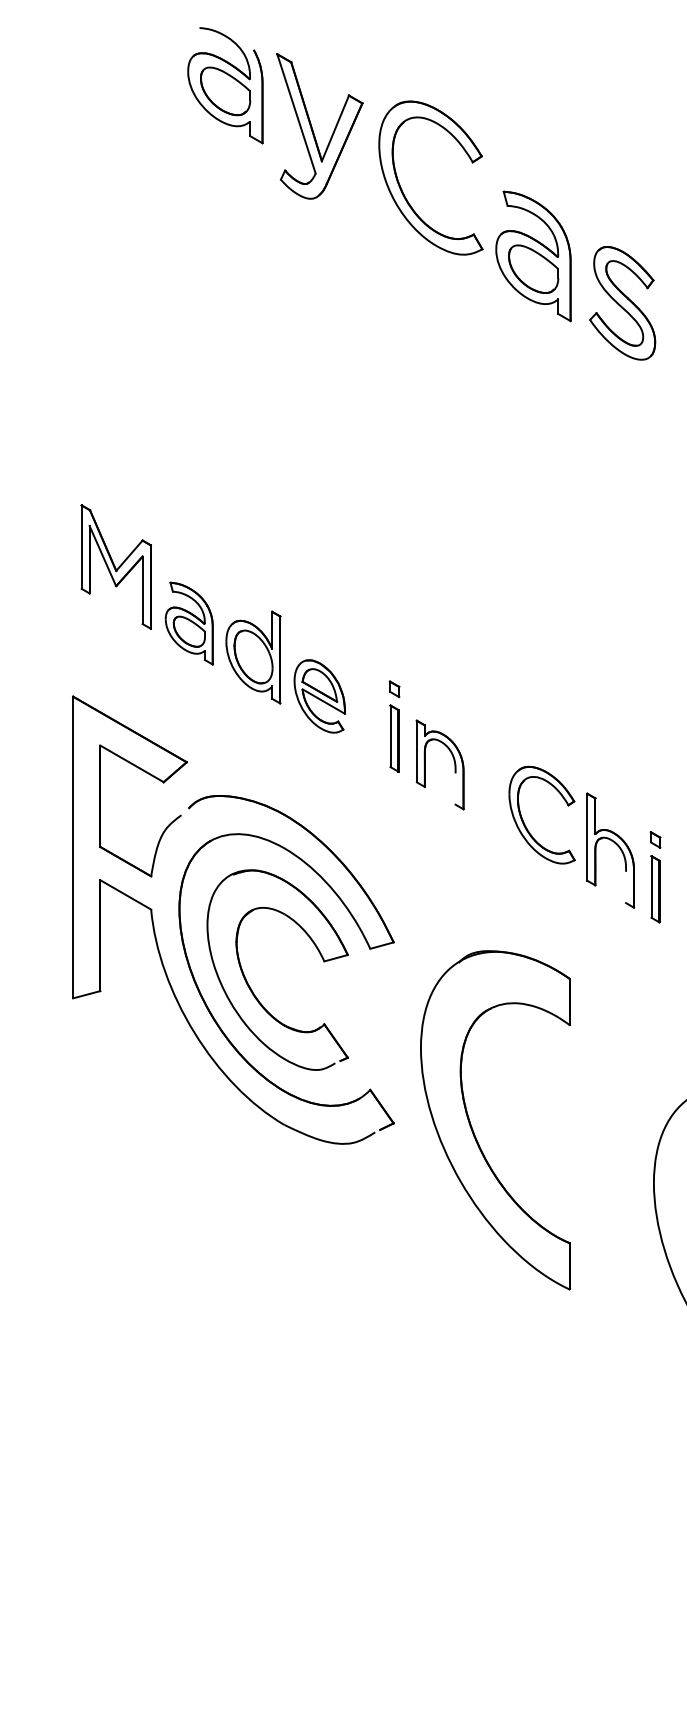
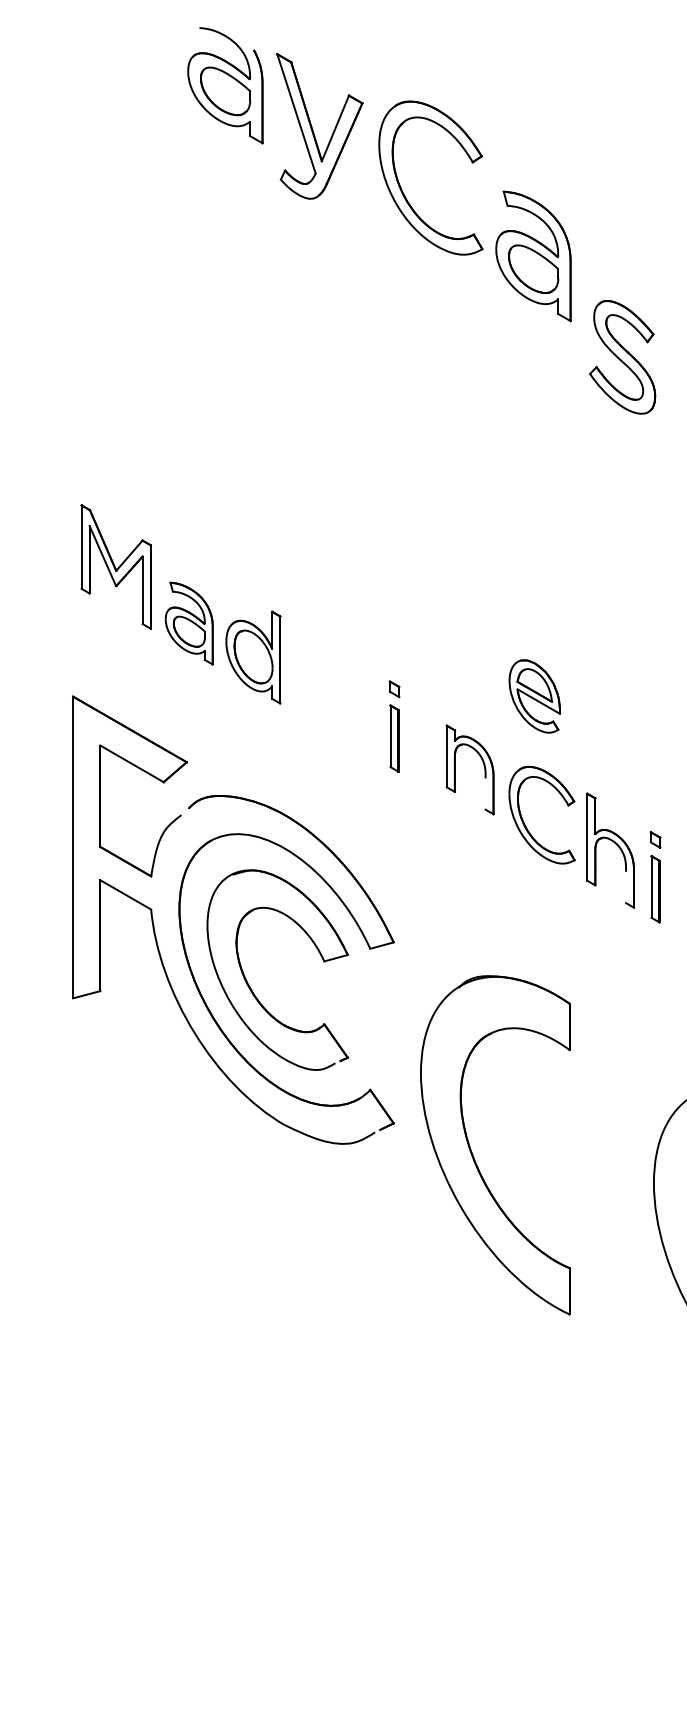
part position: (622, 303) -> (622, 357) (622, 357)
part position: (319, 696) -> (534, 696) (534, 696)
part position: (425, 764) -> (455, 769) (455, 769)
part position: (473, 1129) -> (473, 1154) (473, 1154)
